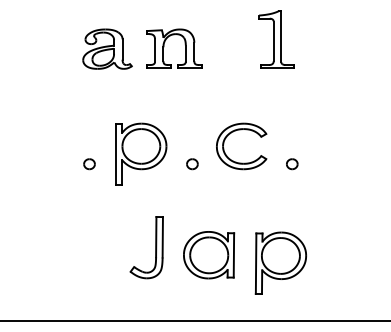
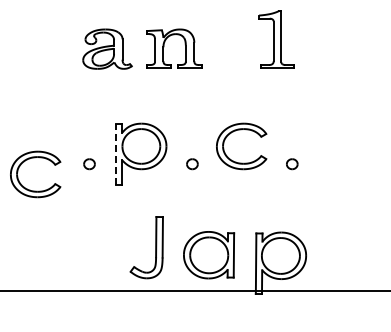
line: solid -> dashed (116, 154)
part: none -> present (30, 189)
line position: (194, 321) -> (194, 291) (194, 291)
